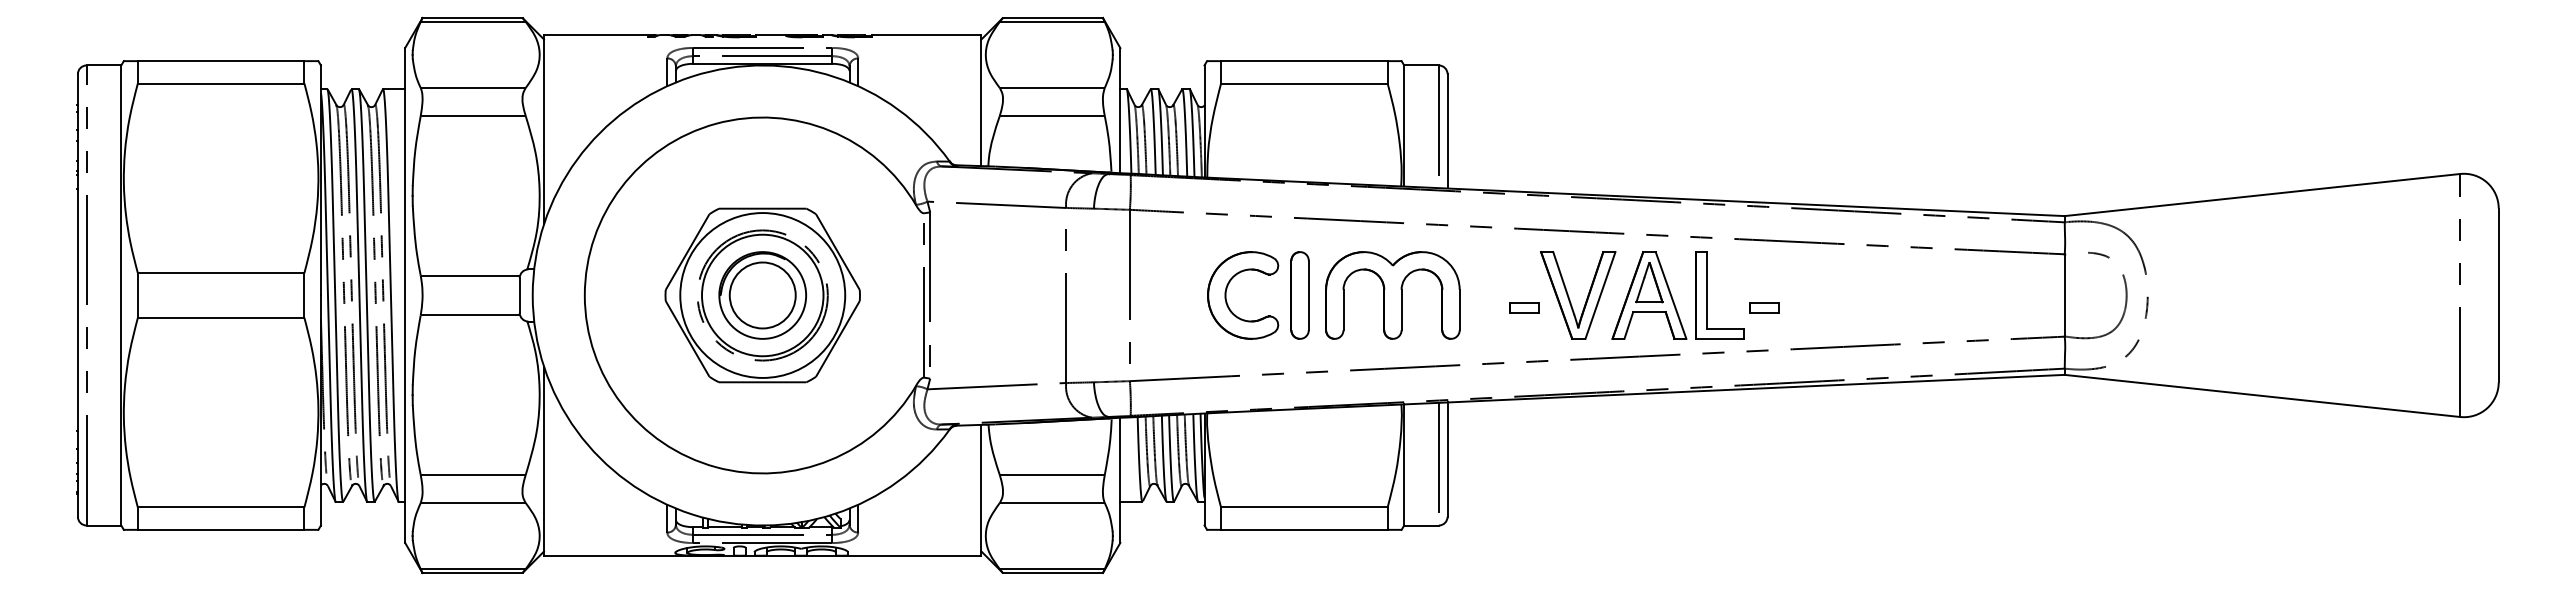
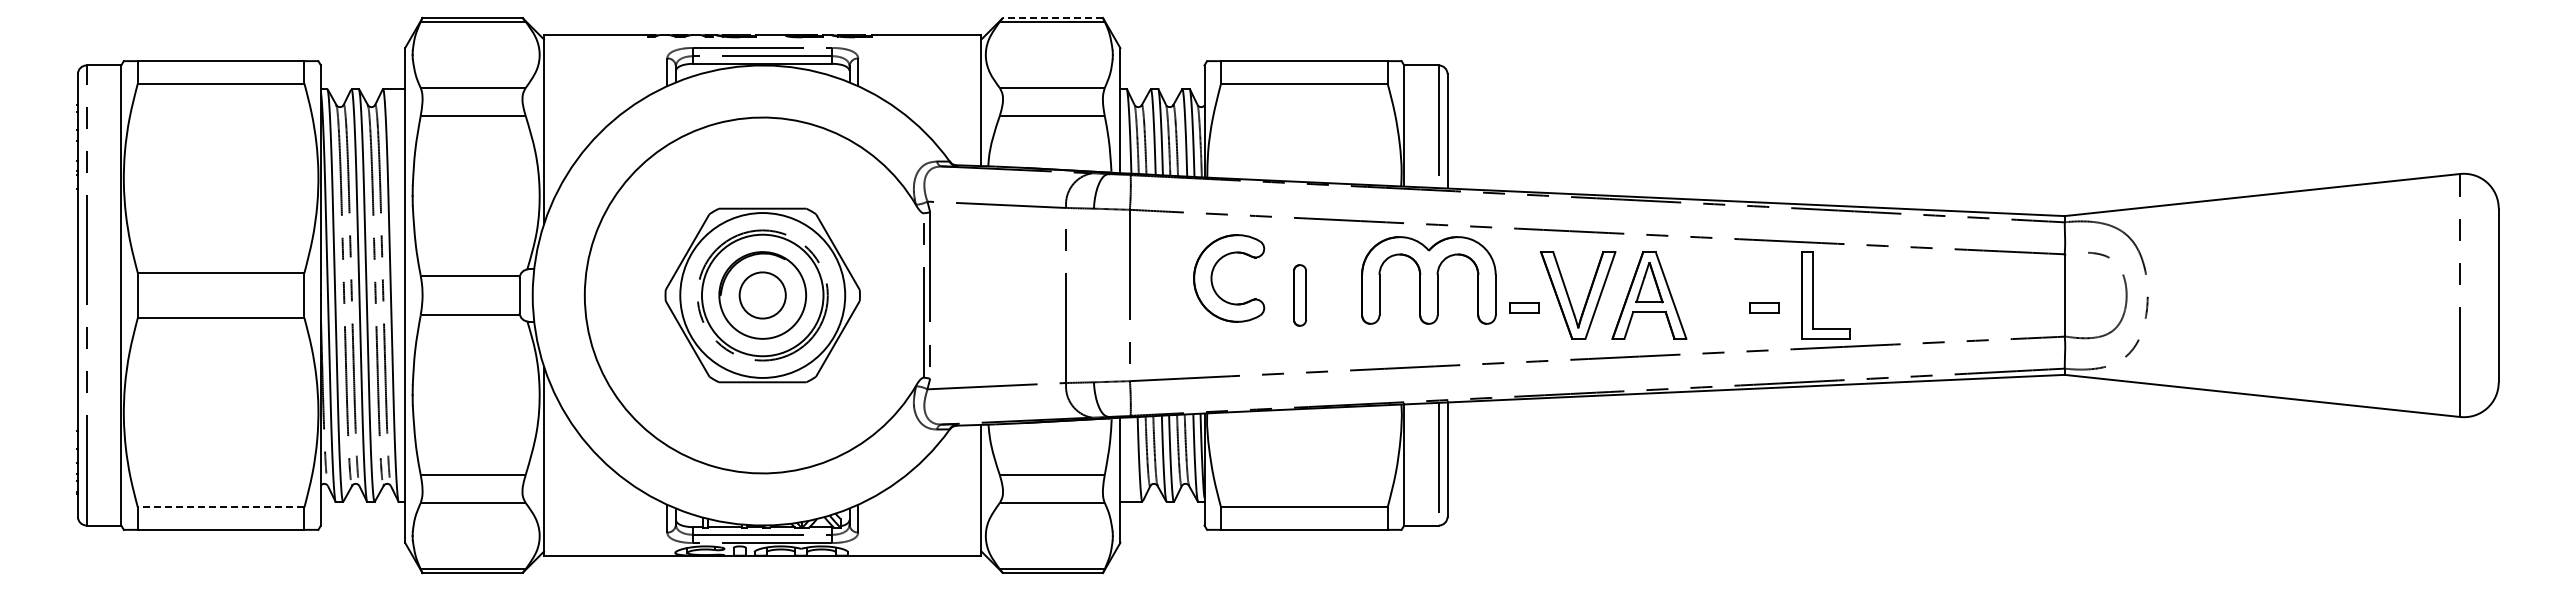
line: solid -> dashed (1052, 17)
circle diameter: 66 px -> 46 px (762, 295)
part position: (1226, 295) -> (1212, 278) (1212, 278)
part size: 20x89 px -> 14x63 px (1299, 295)
part position: (1392, 295) -> (1428, 280) (1428, 280)
part position: (1707, 295) -> (1813, 295) (1813, 295)
line: solid -> dashed (220, 507)
